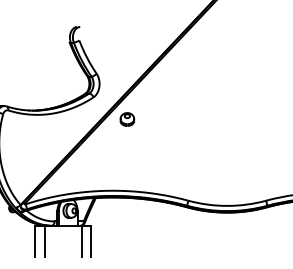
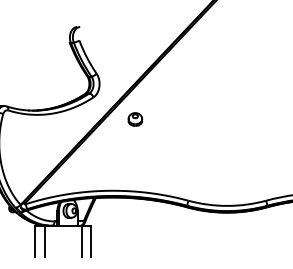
part position: (127, 119) -> (135, 119) (135, 119)
